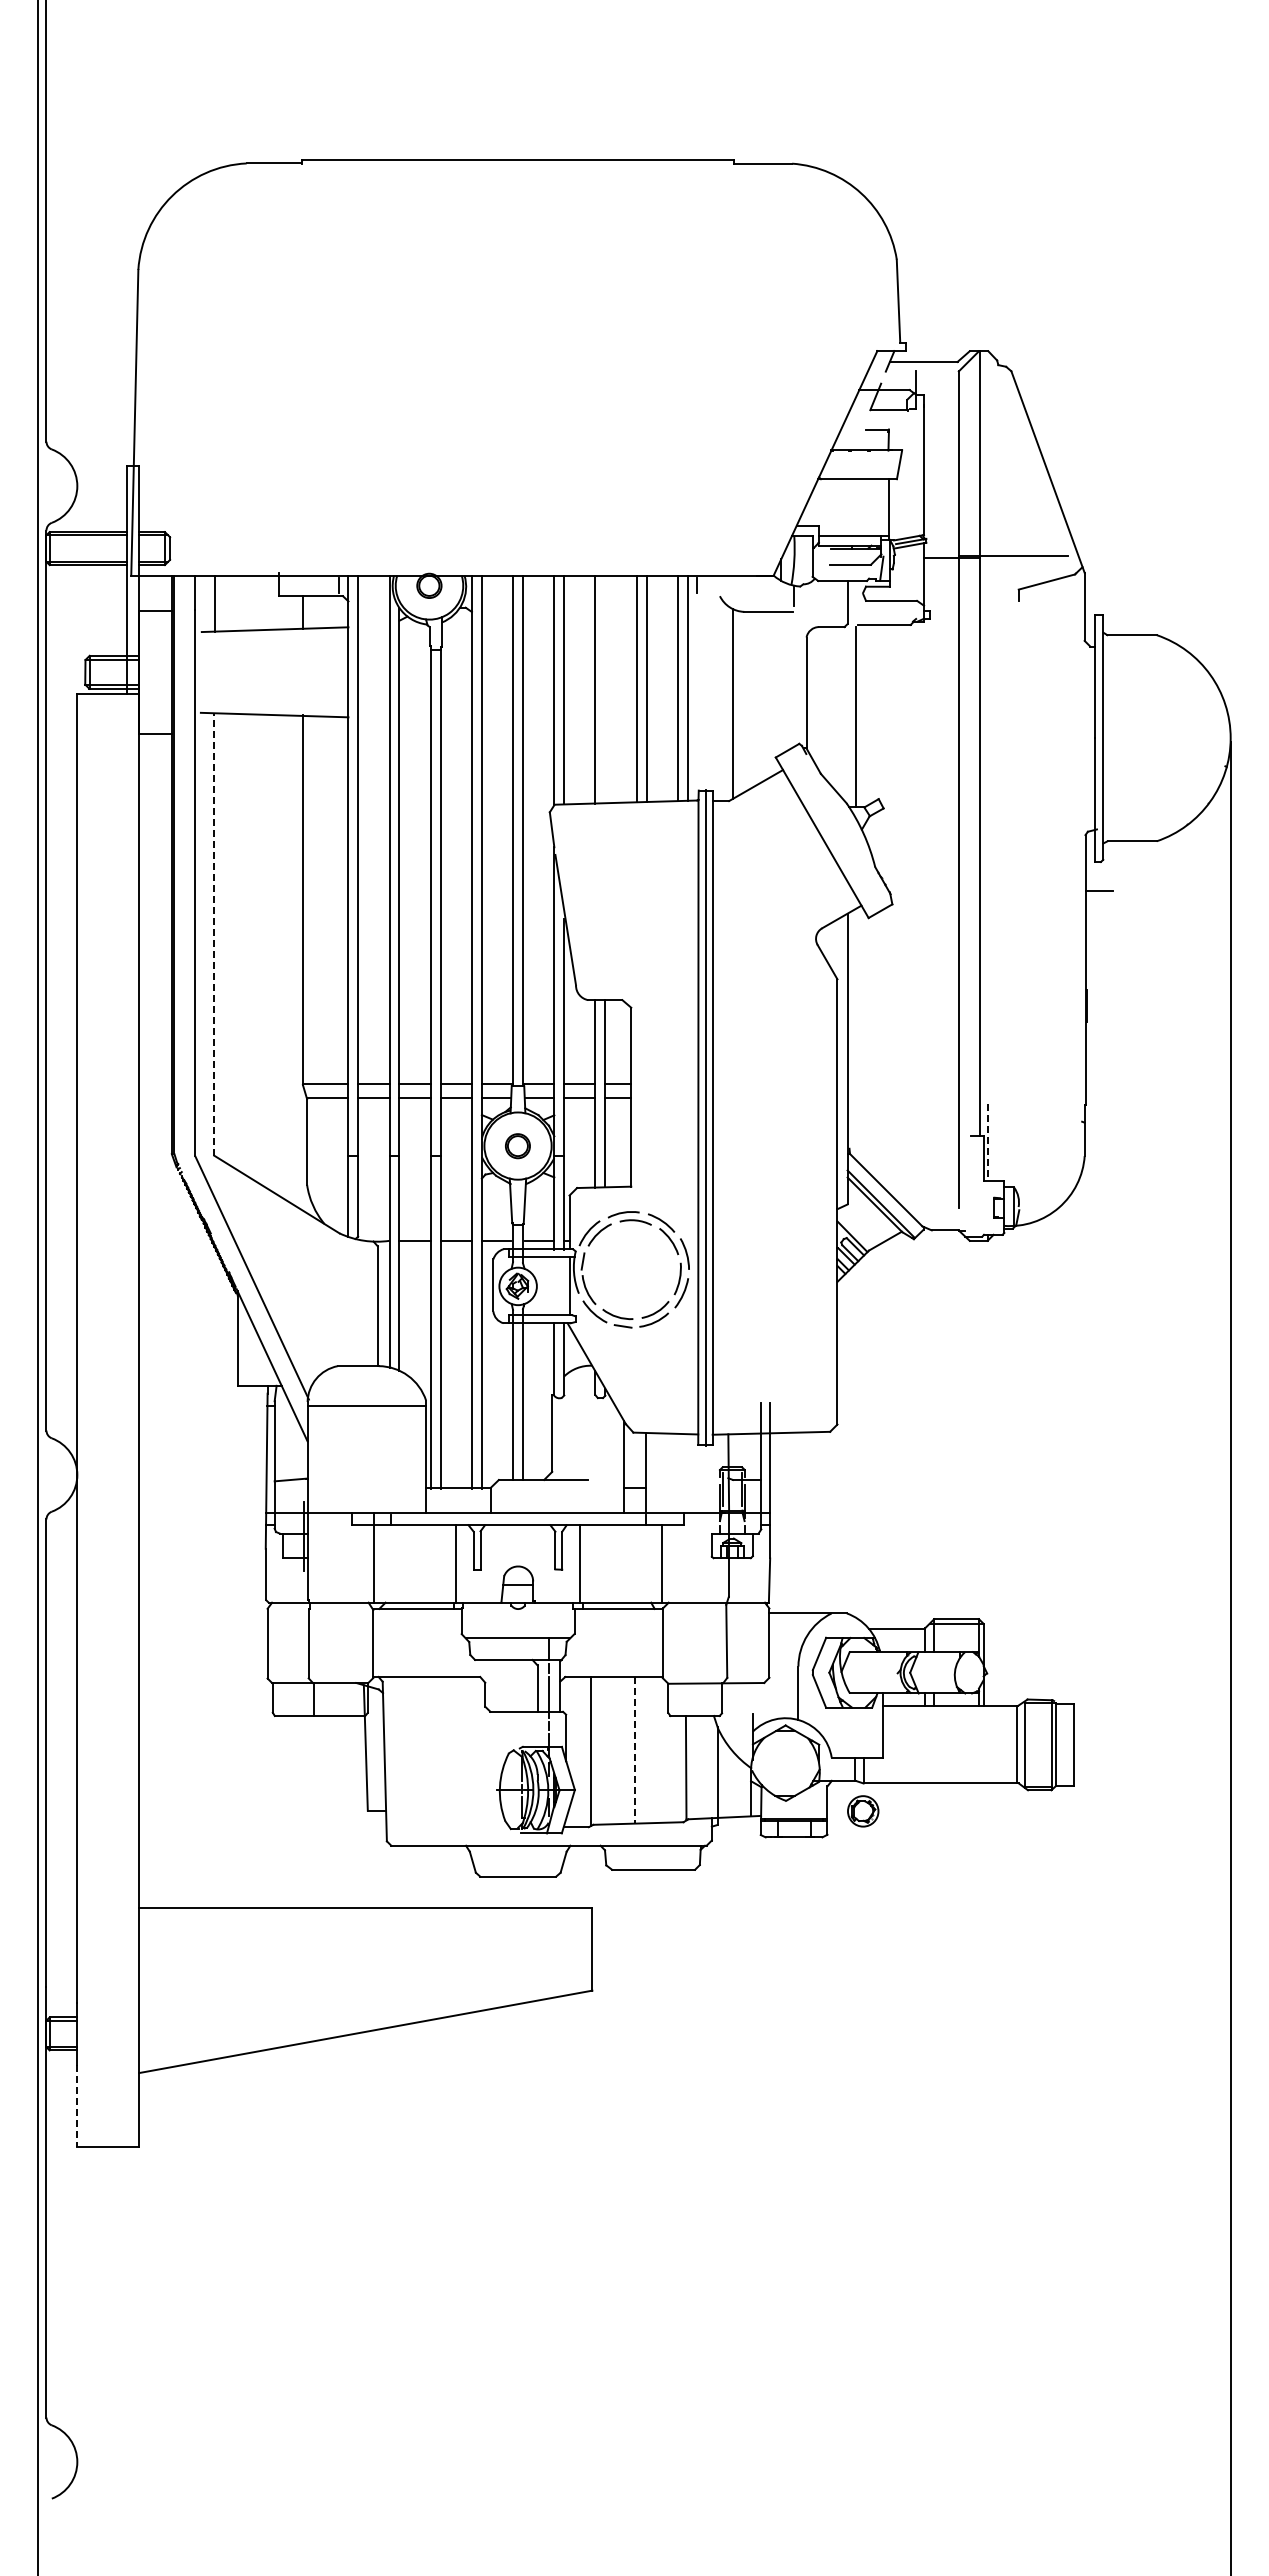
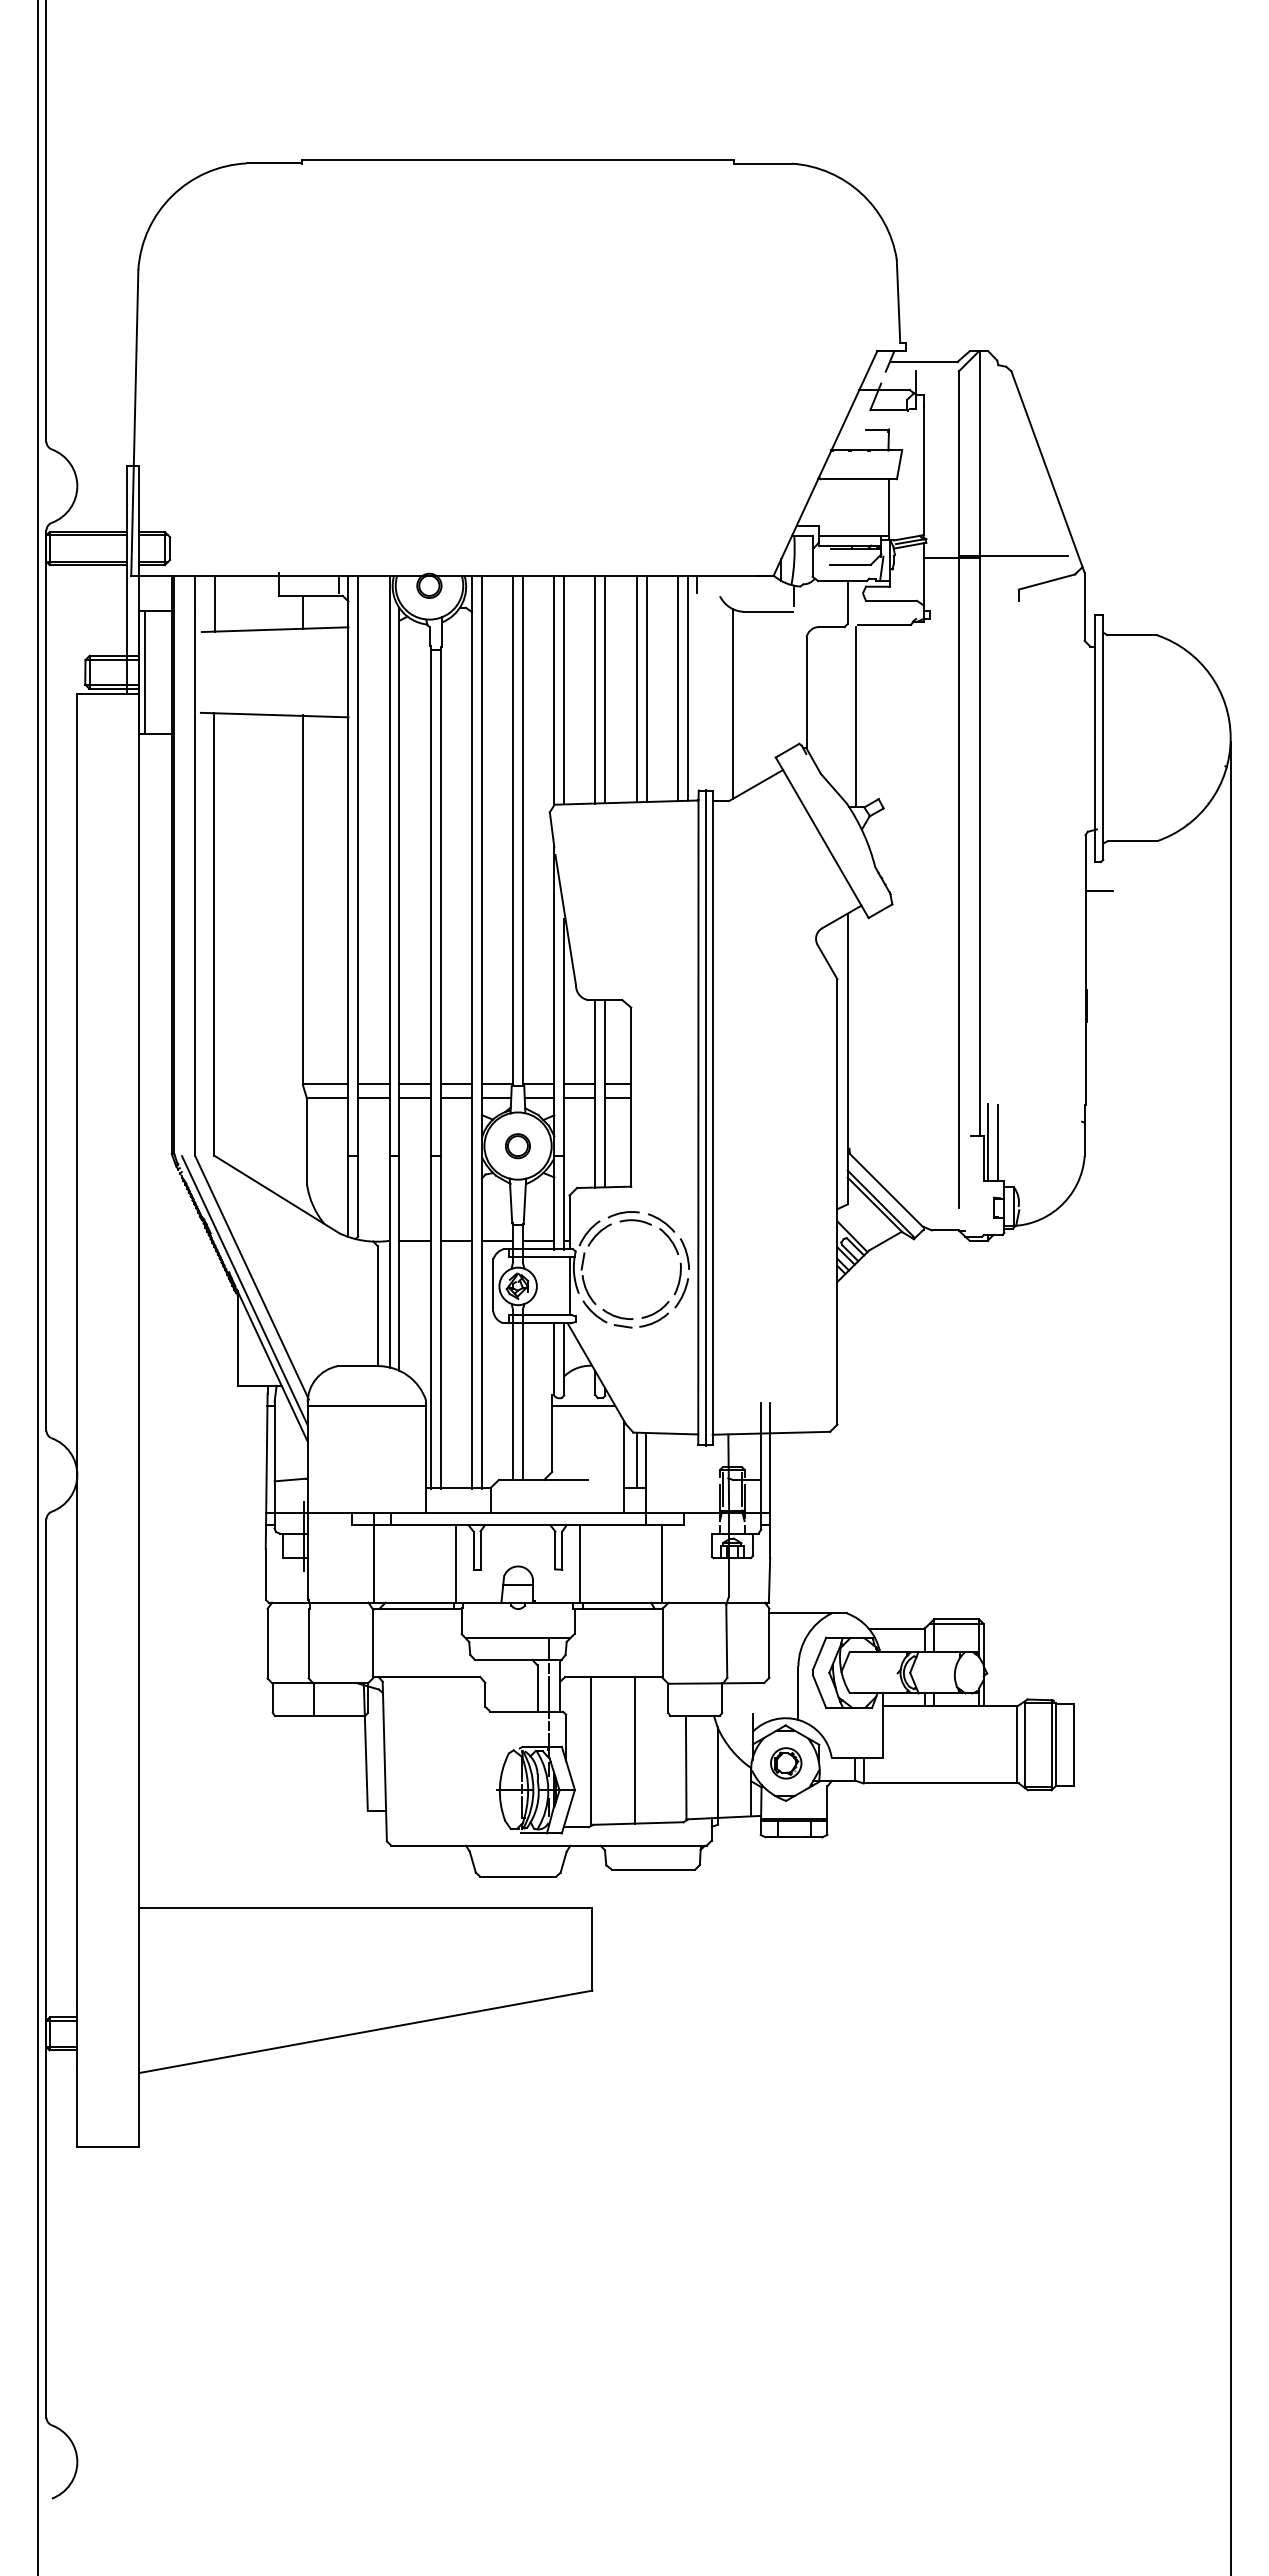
line: none -> present (145, 672)
line: none -> present (605, 689)
line: dashed -> solid (214, 933)
line: dashed -> solid (988, 1143)
line: none -> present (997, 1143)
line: none -> present (244, 1290)
line: none -> present (583, 1405)
line: none -> present (636, 1460)
line: dashed -> solid (635, 1750)
part position: (863, 1811) -> (786, 1763) (786, 1763)
line: dashed -> solid (77, 2106)
